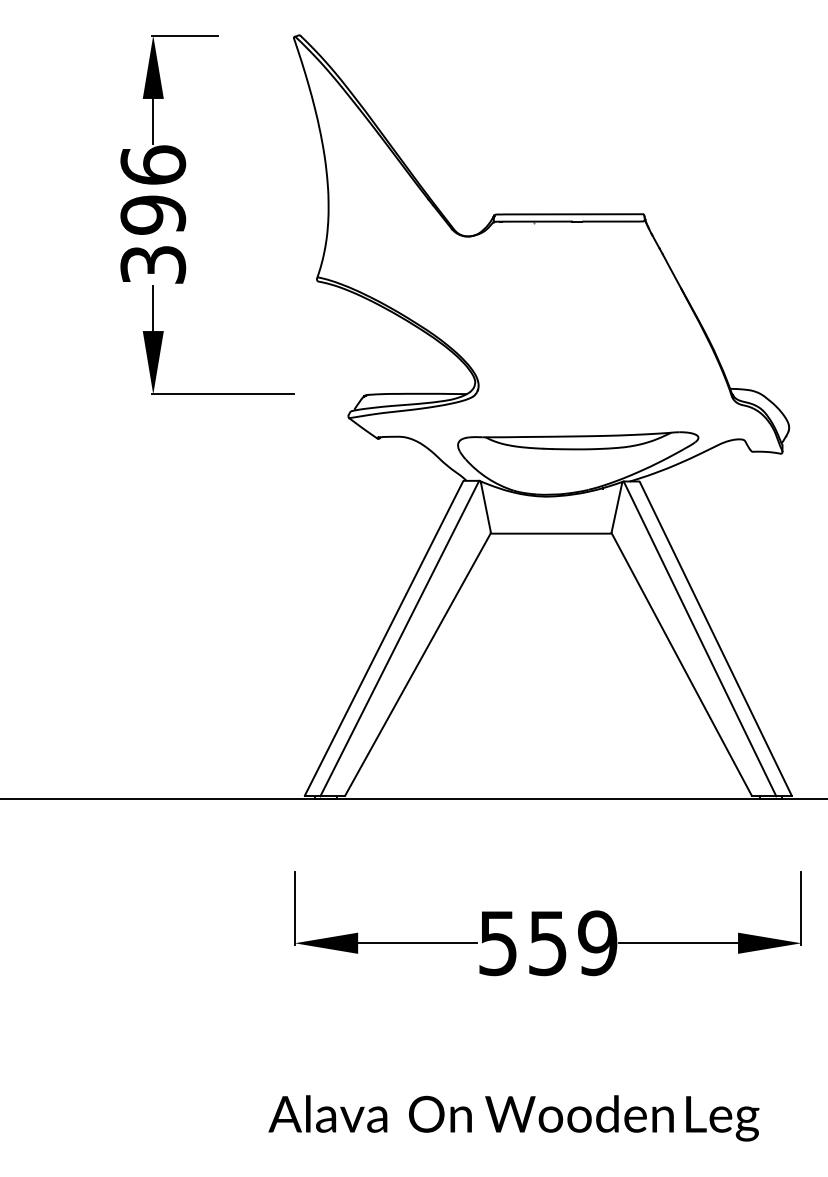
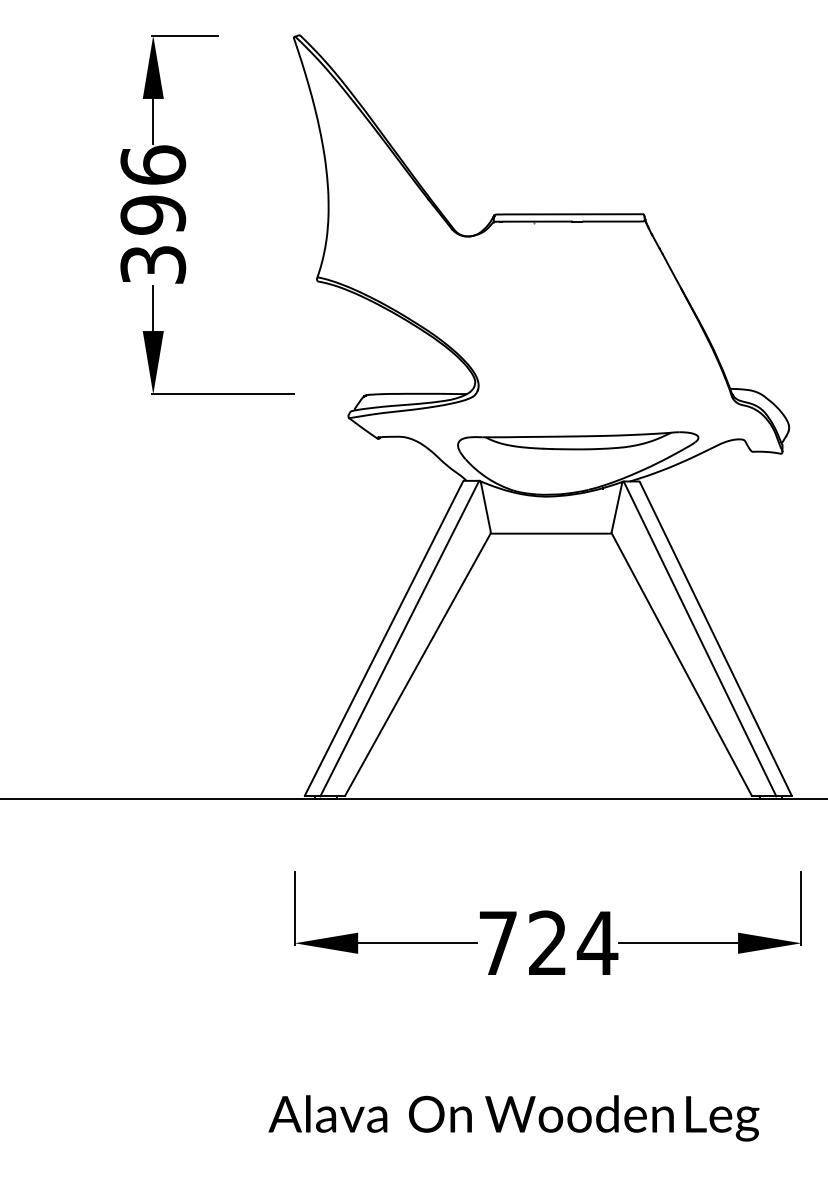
text: 559 -> 724 (548, 943)
